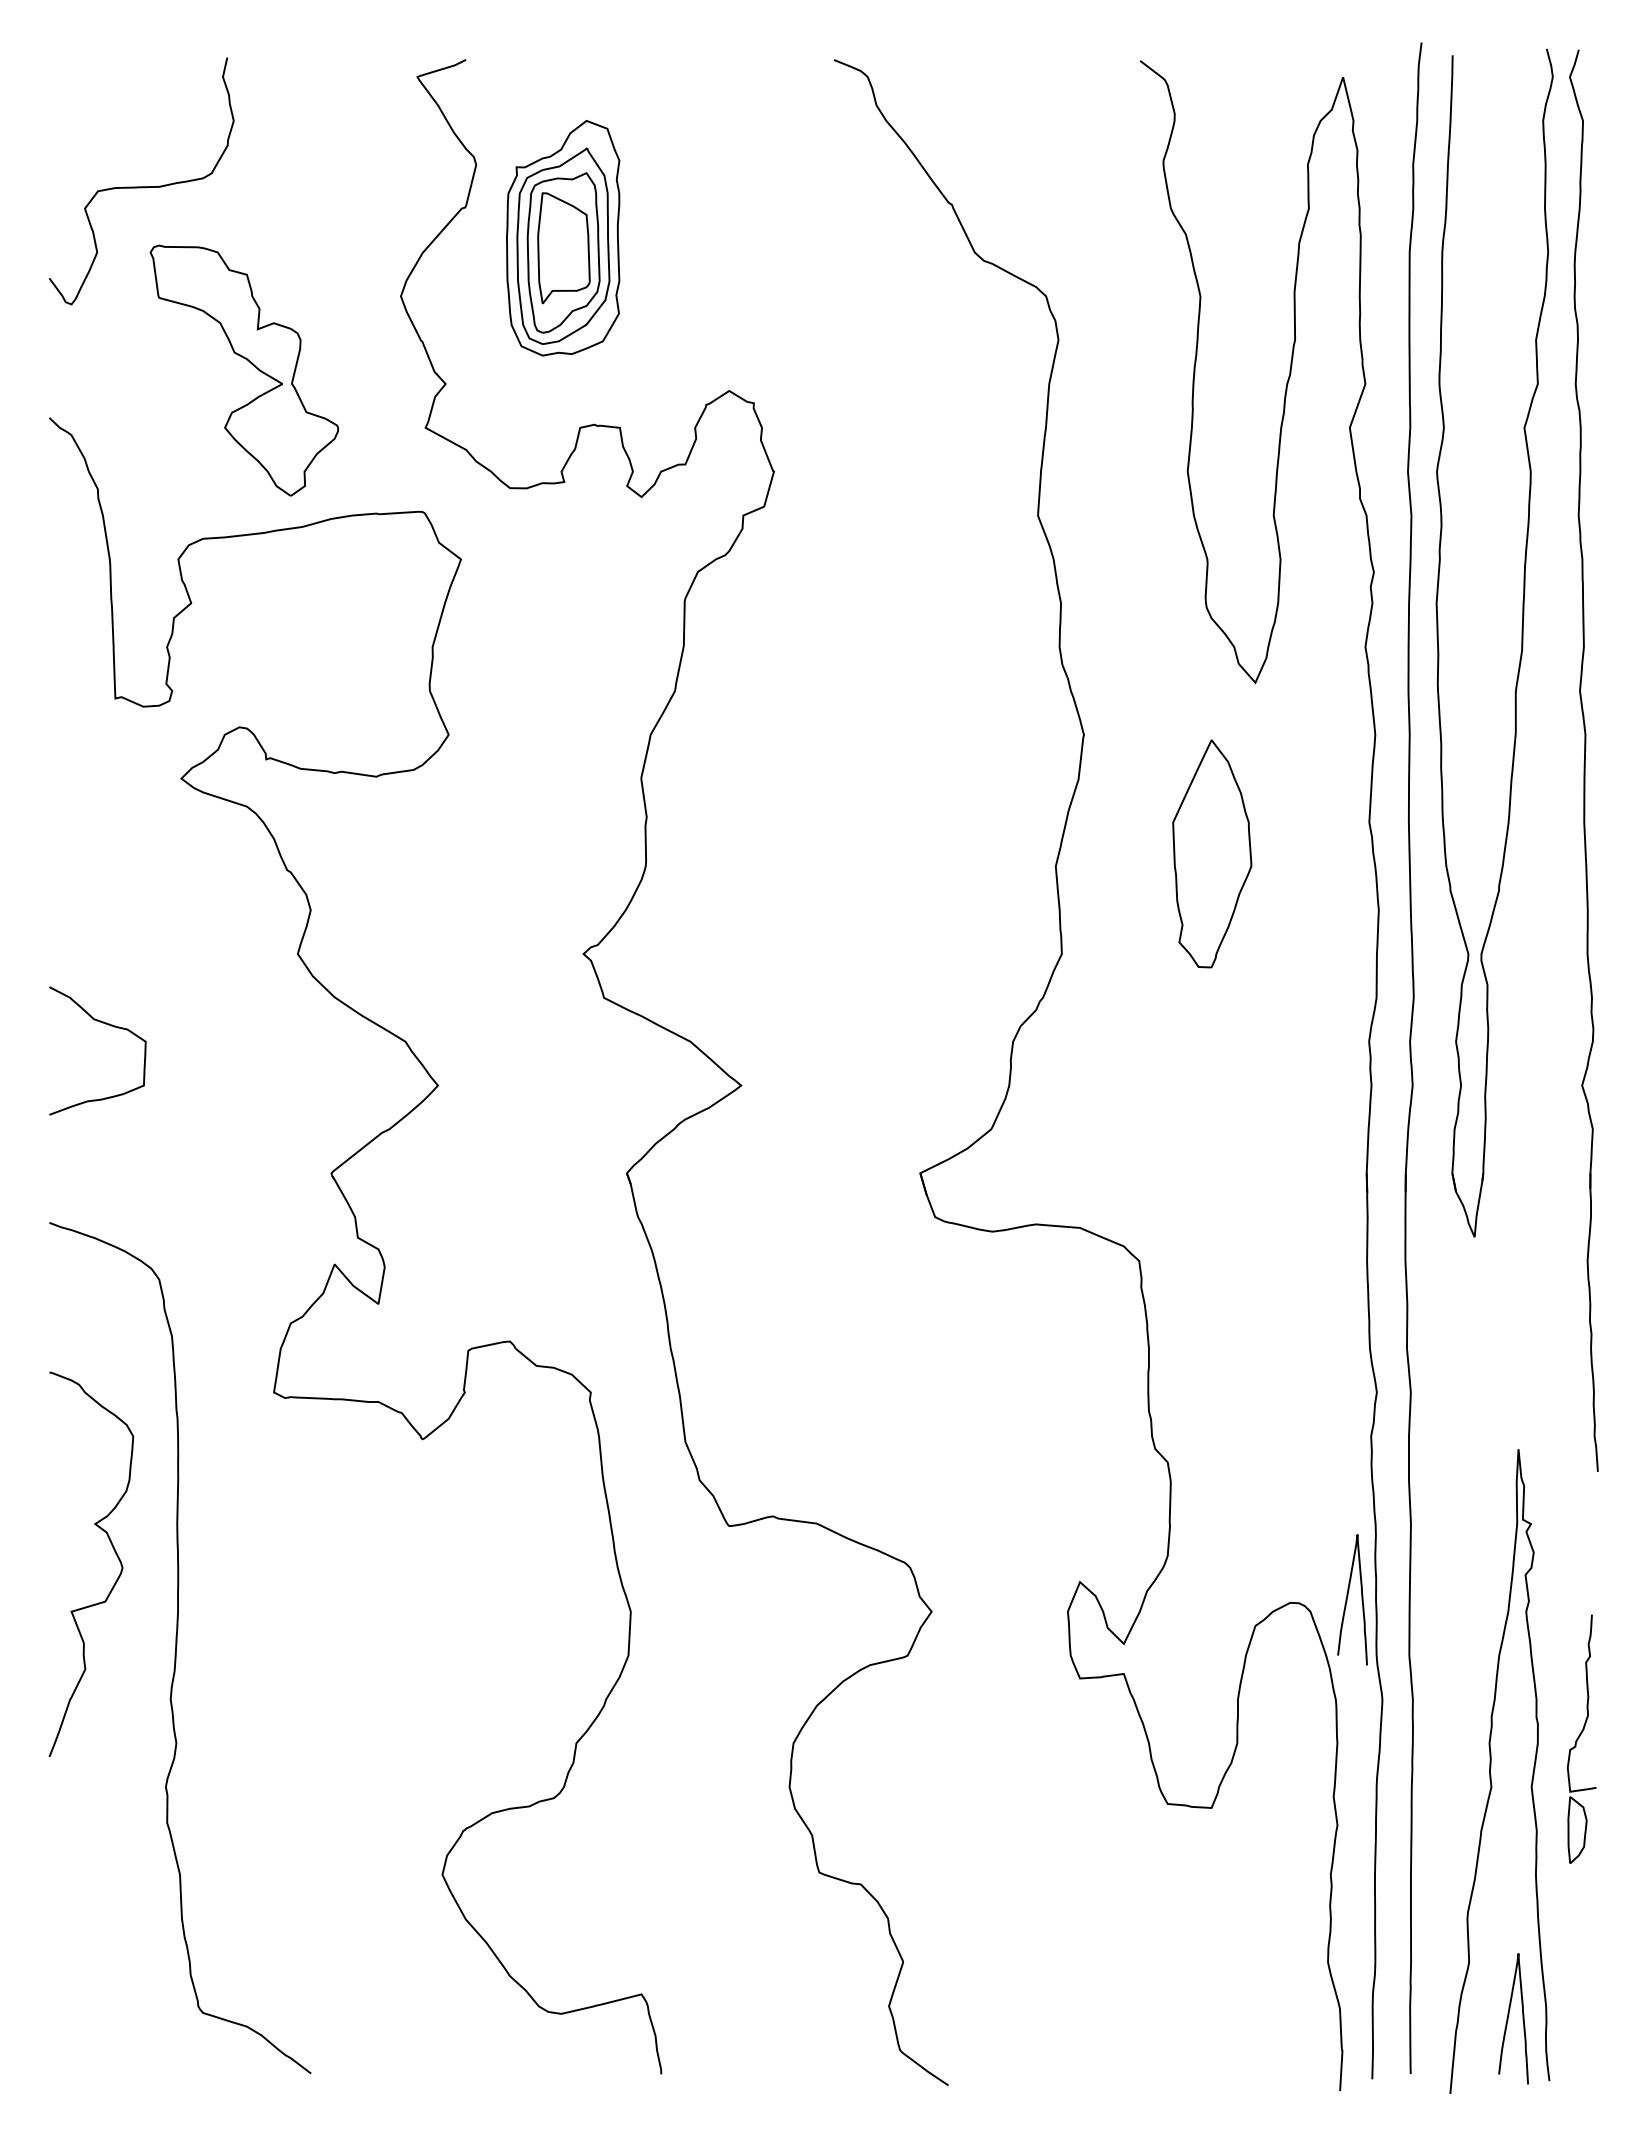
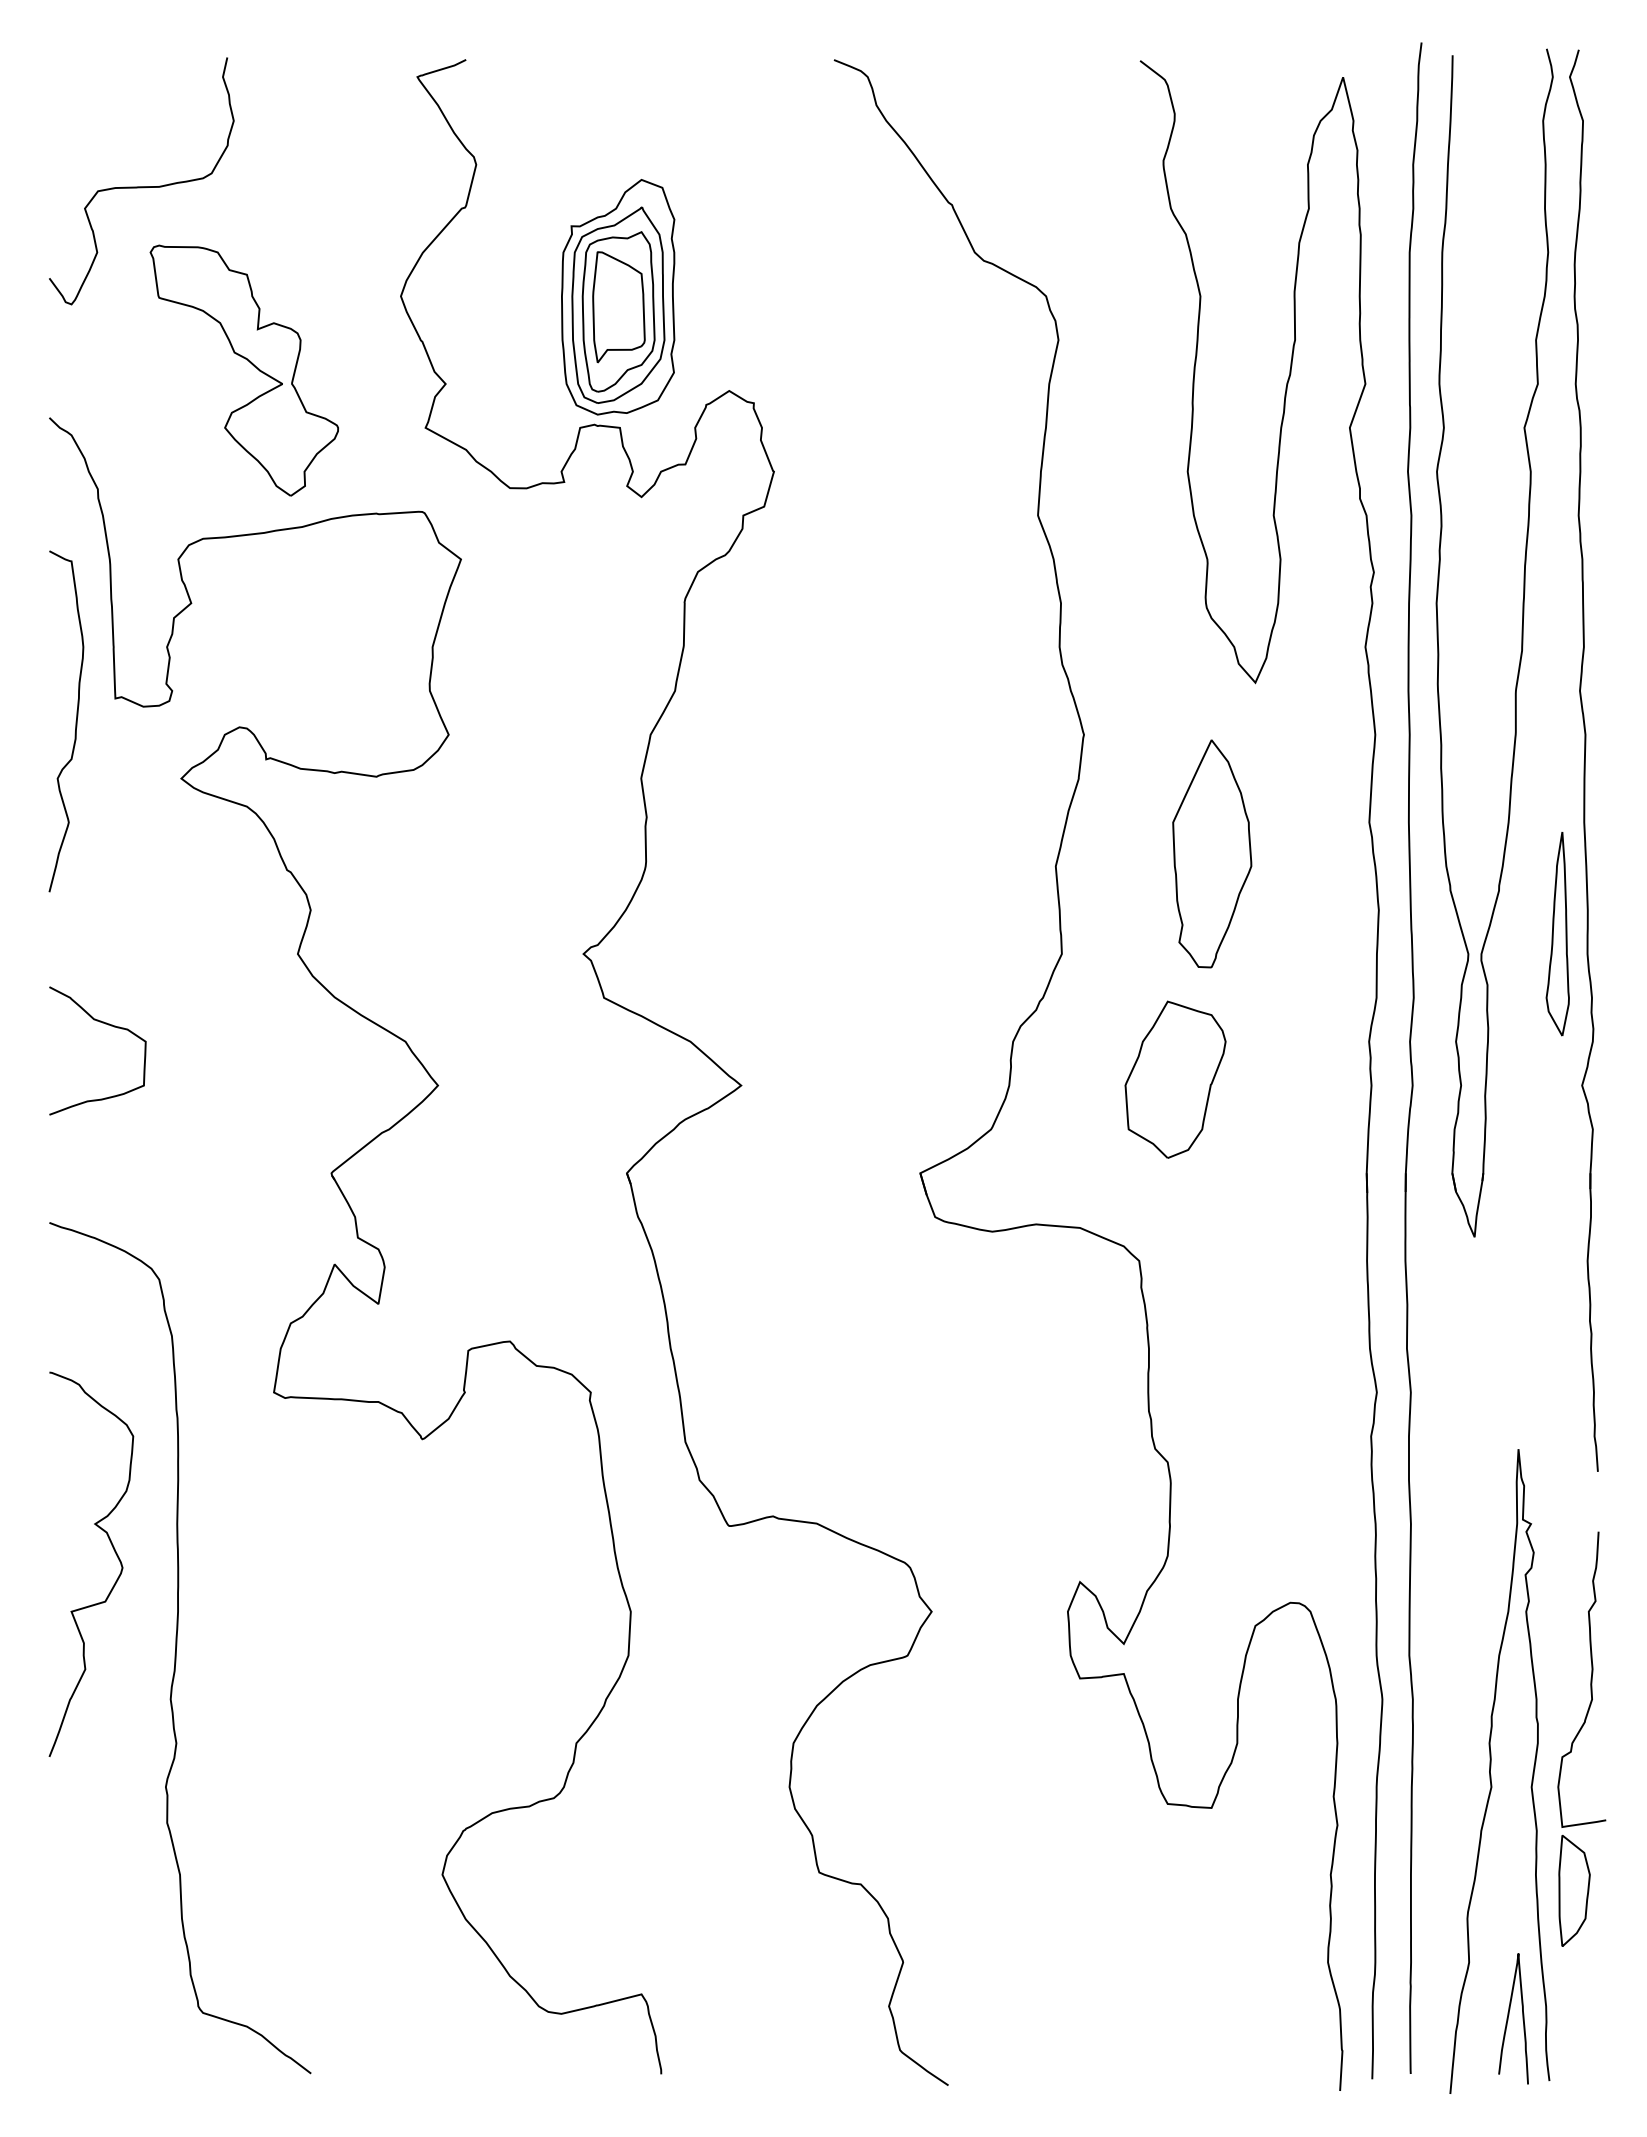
part position: (563, 238) -> (618, 297) (618, 297)
curve: none -> present (75, 721)
part: none -> present (1557, 934)
part: none -> present (1175, 1079)
curve: present -> none (1348, 1596)
part size: 31x250 px -> 50x416 px (1581, 1738)
